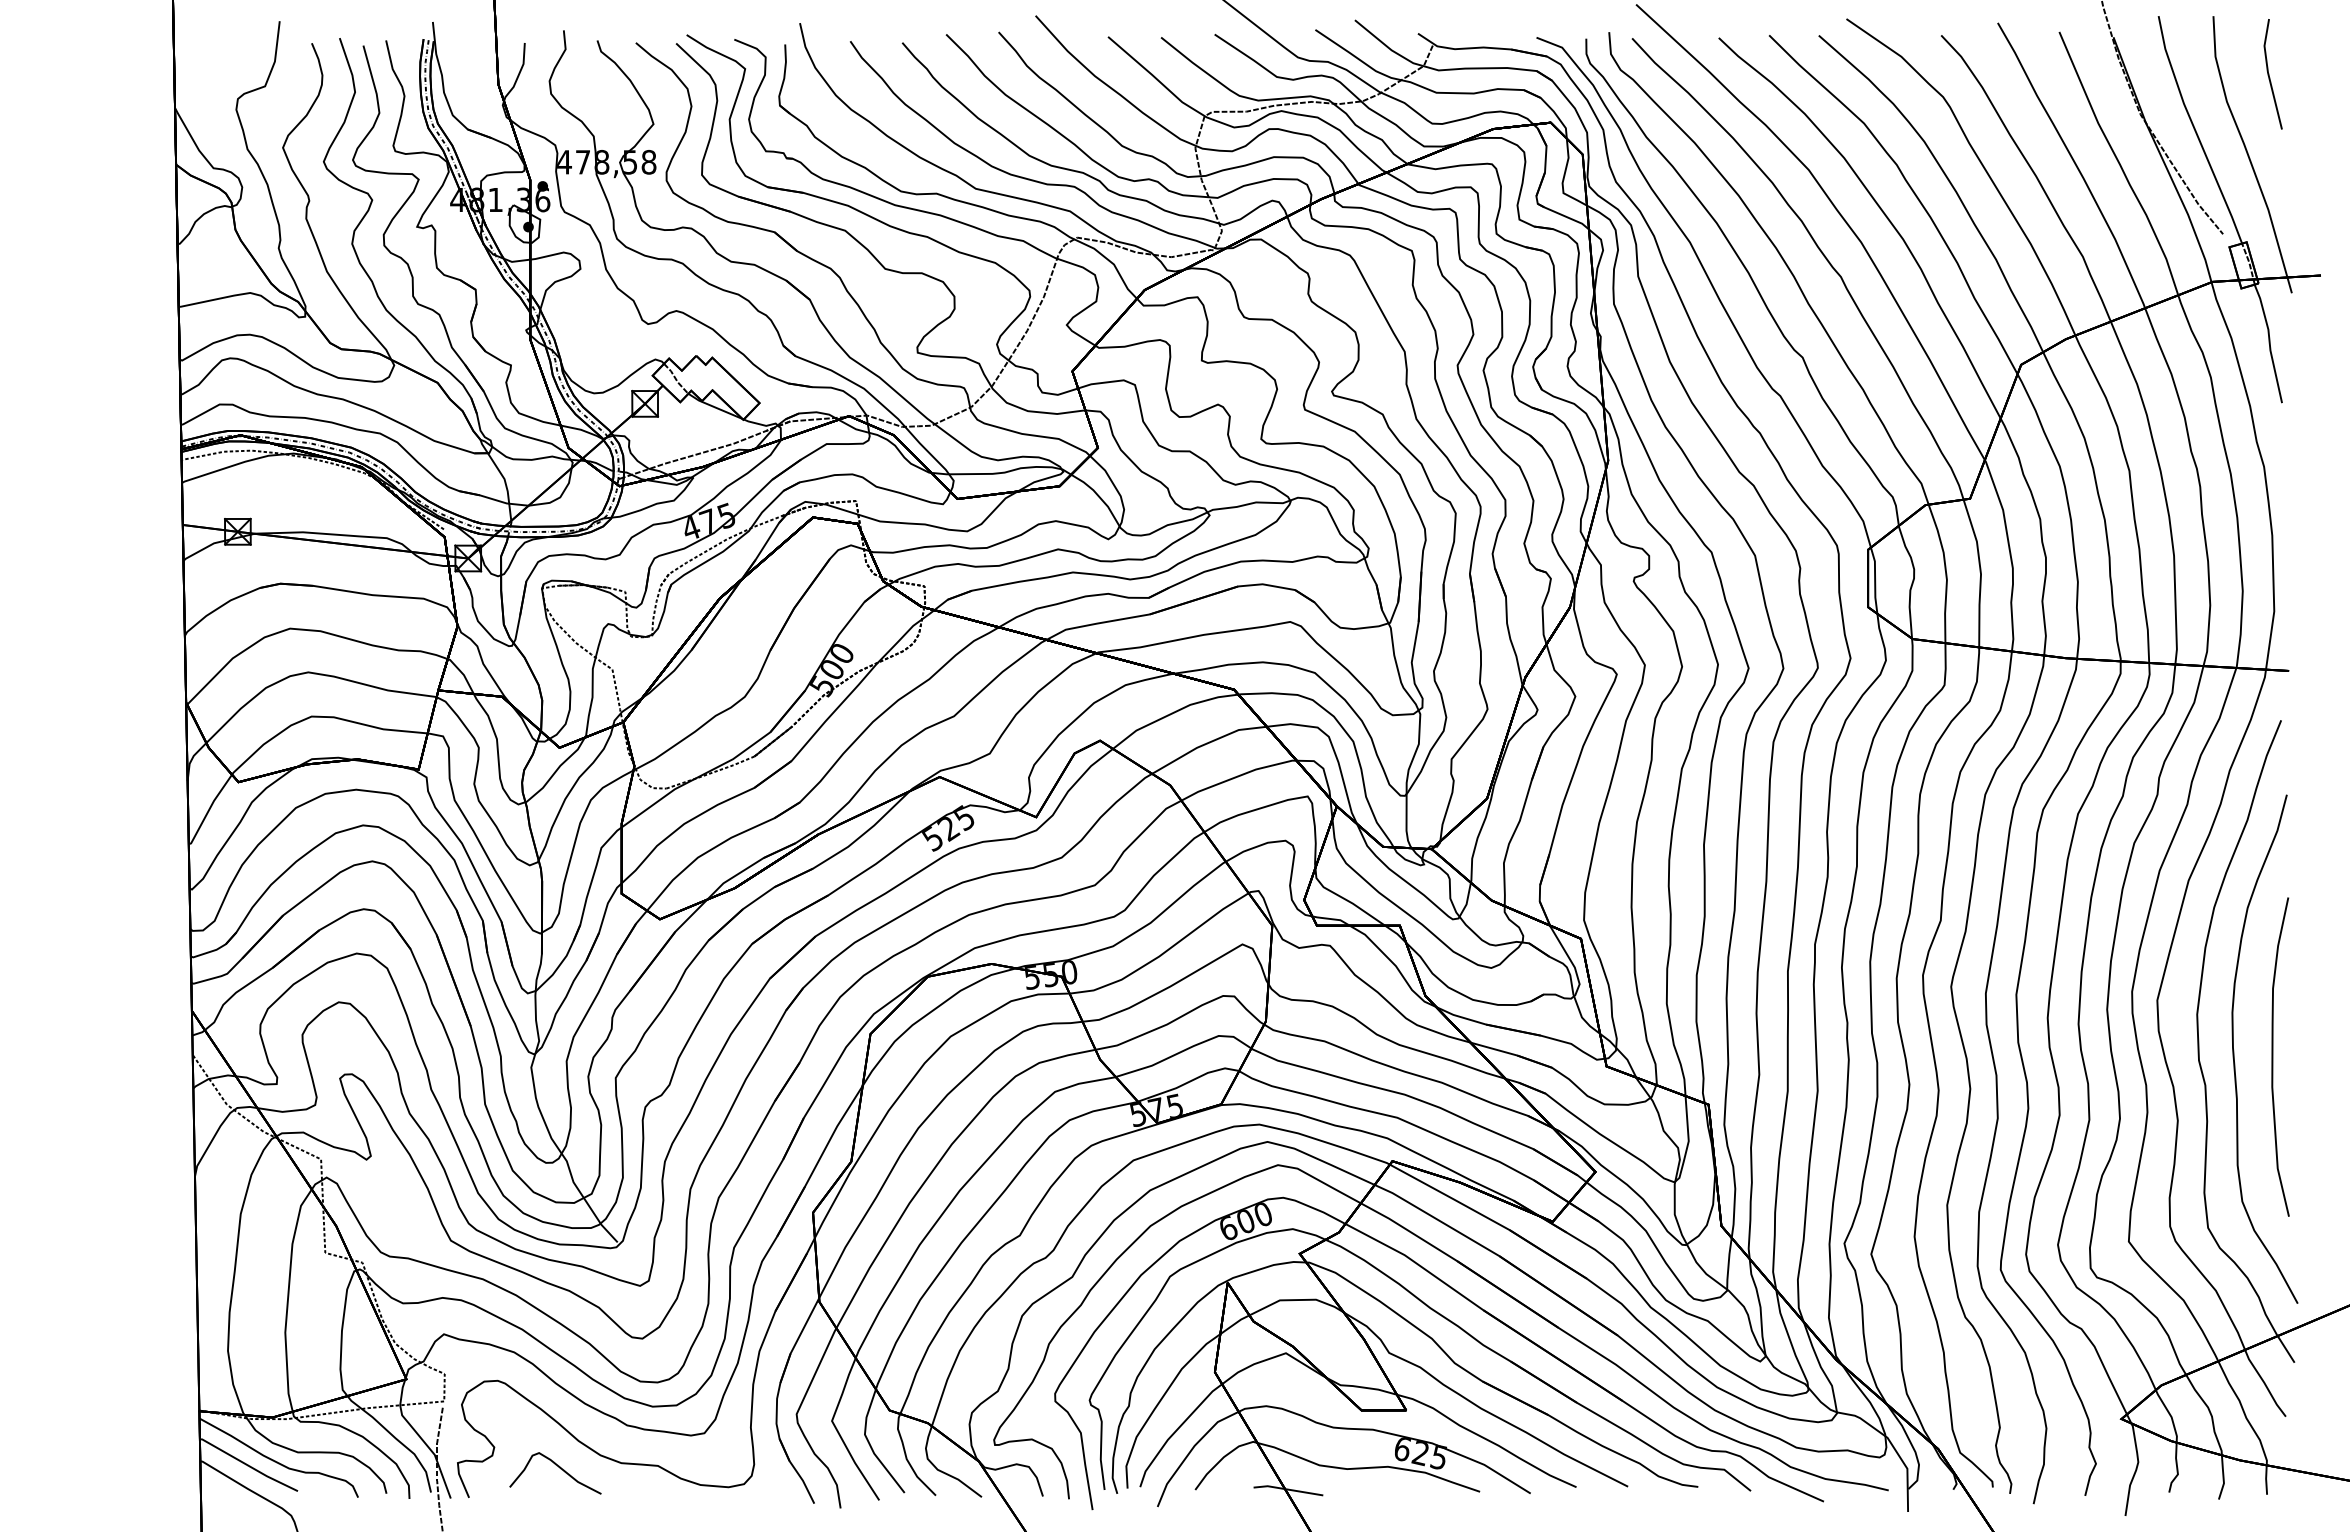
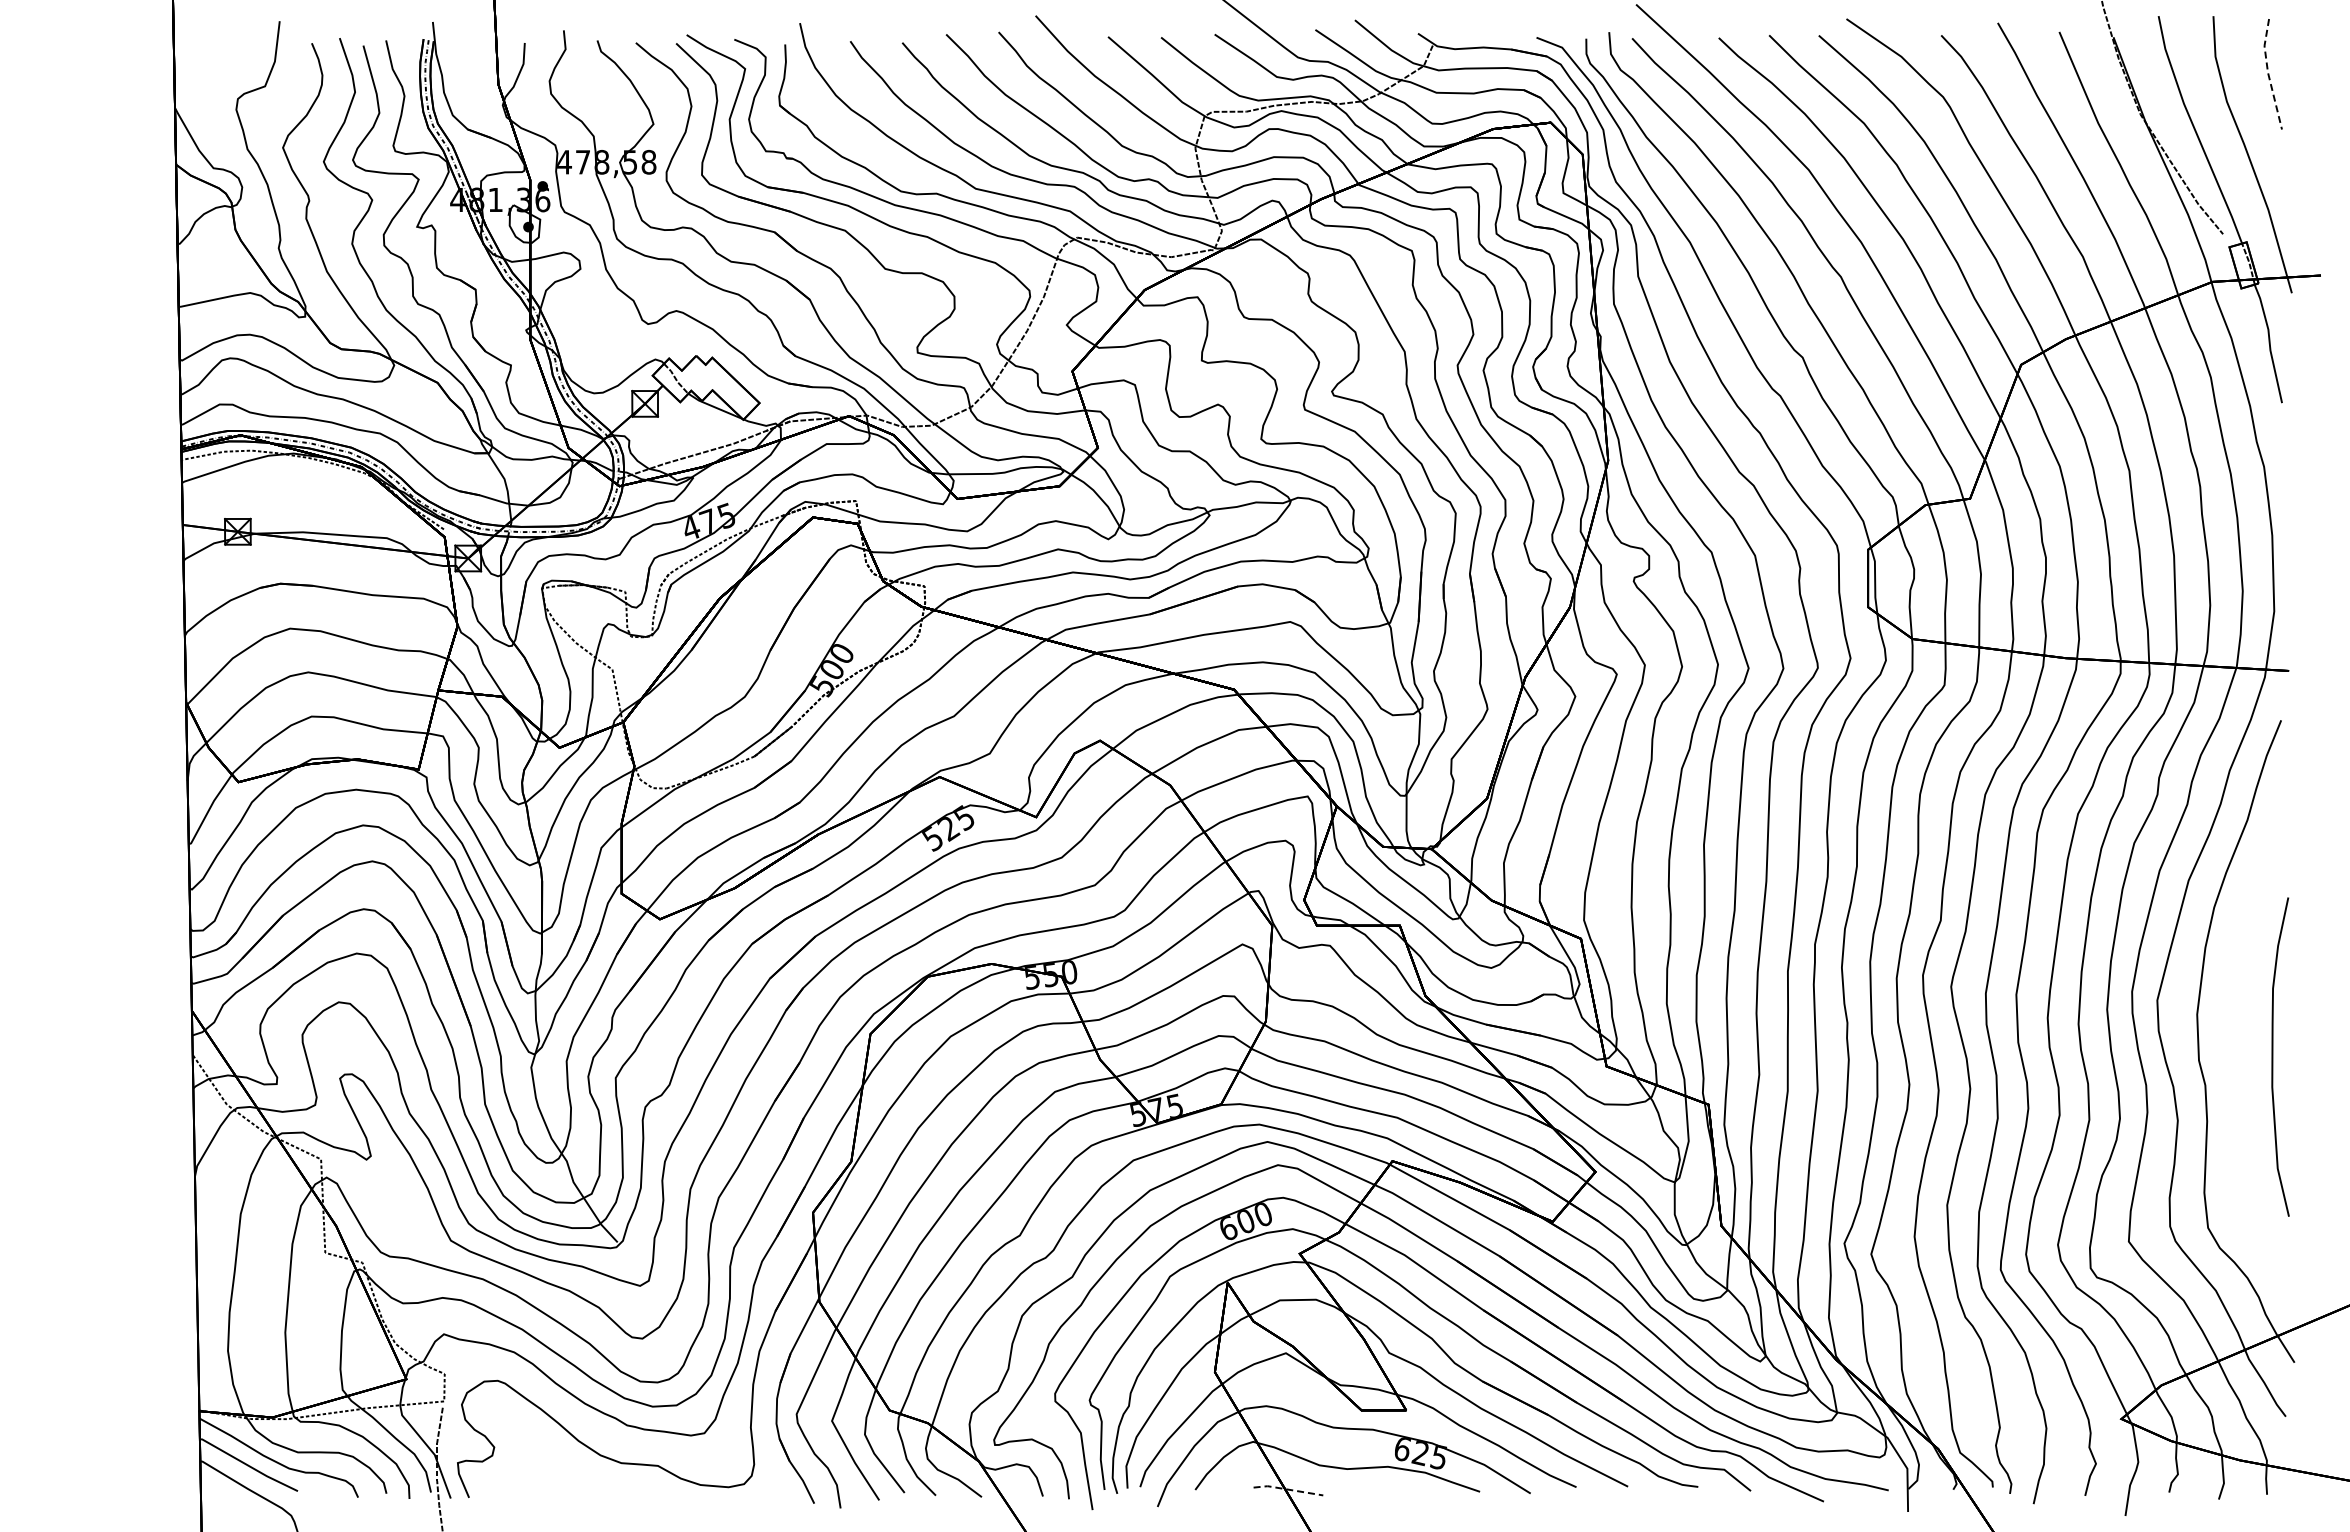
line: solid -> dashed (2268, 73)
curve: present -> none (2234, 1050)
curve: present -> none (559, 1468)
line: solid -> dashed (1288, 1489)
